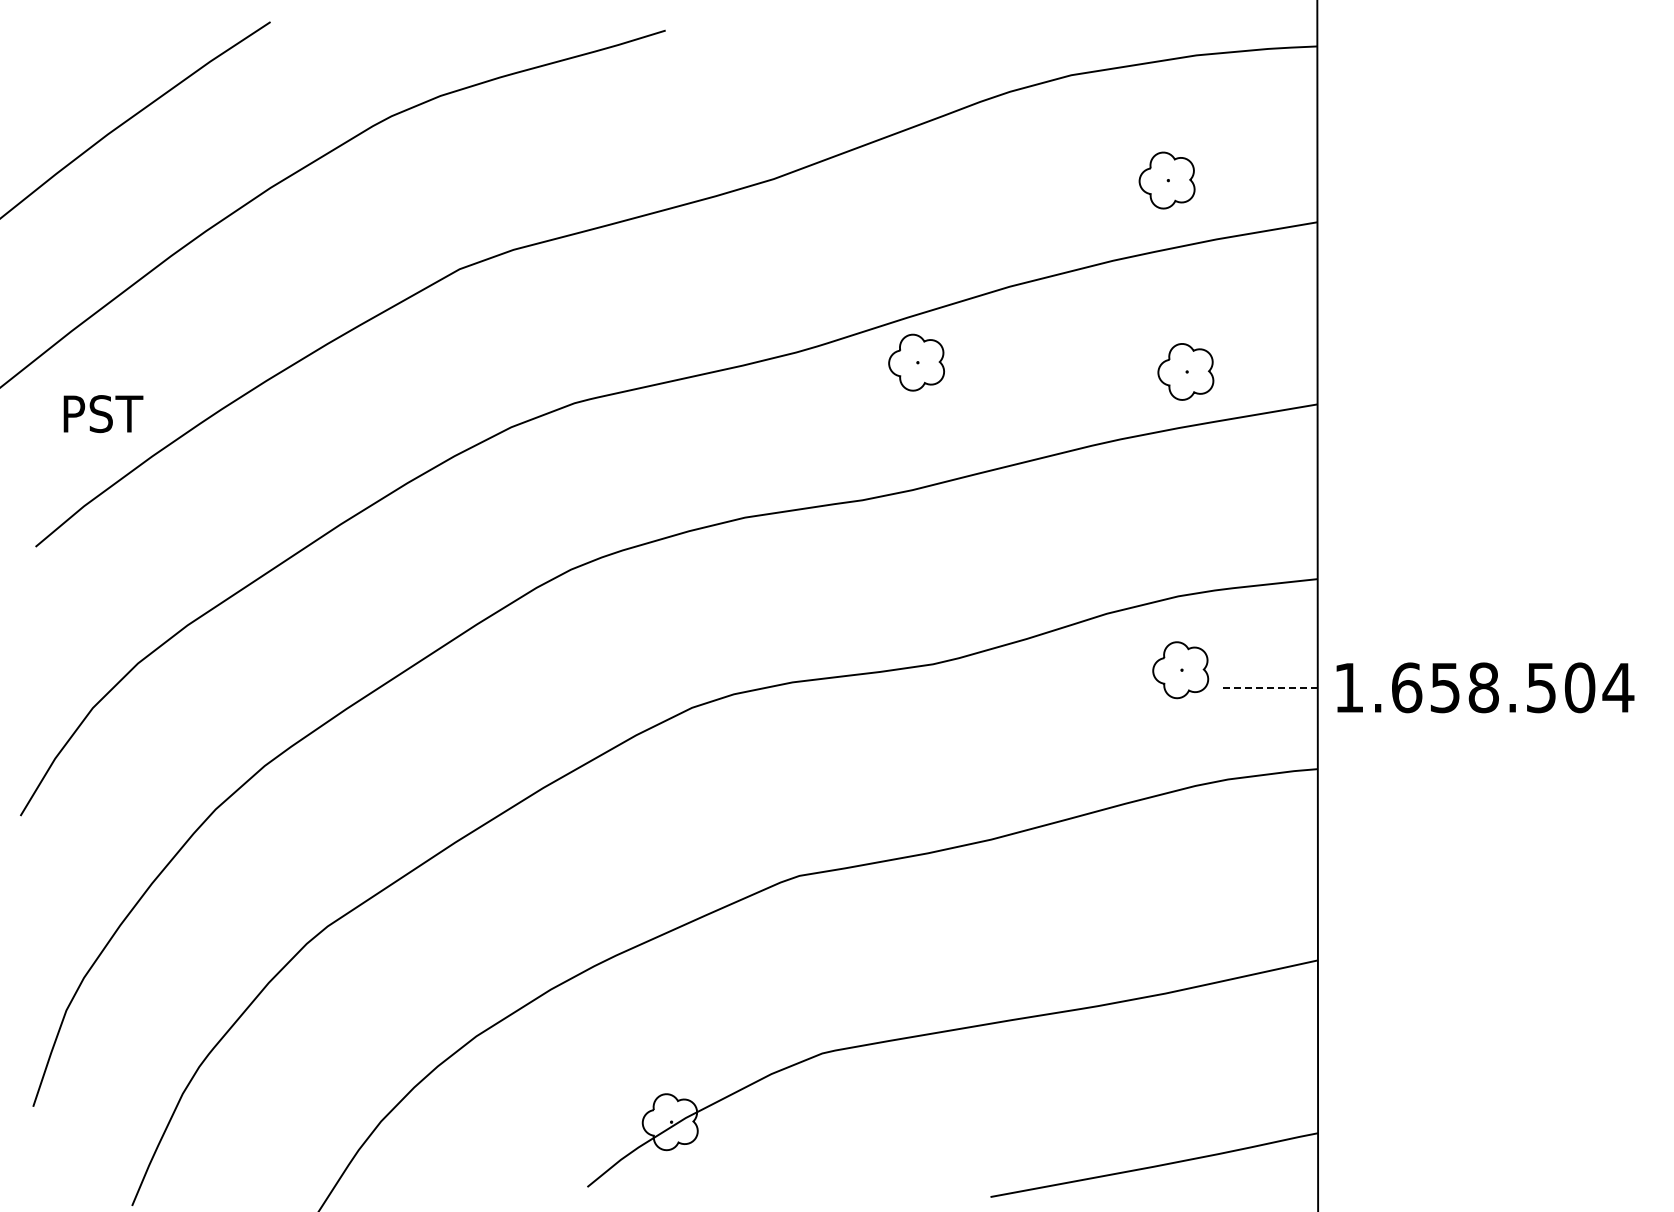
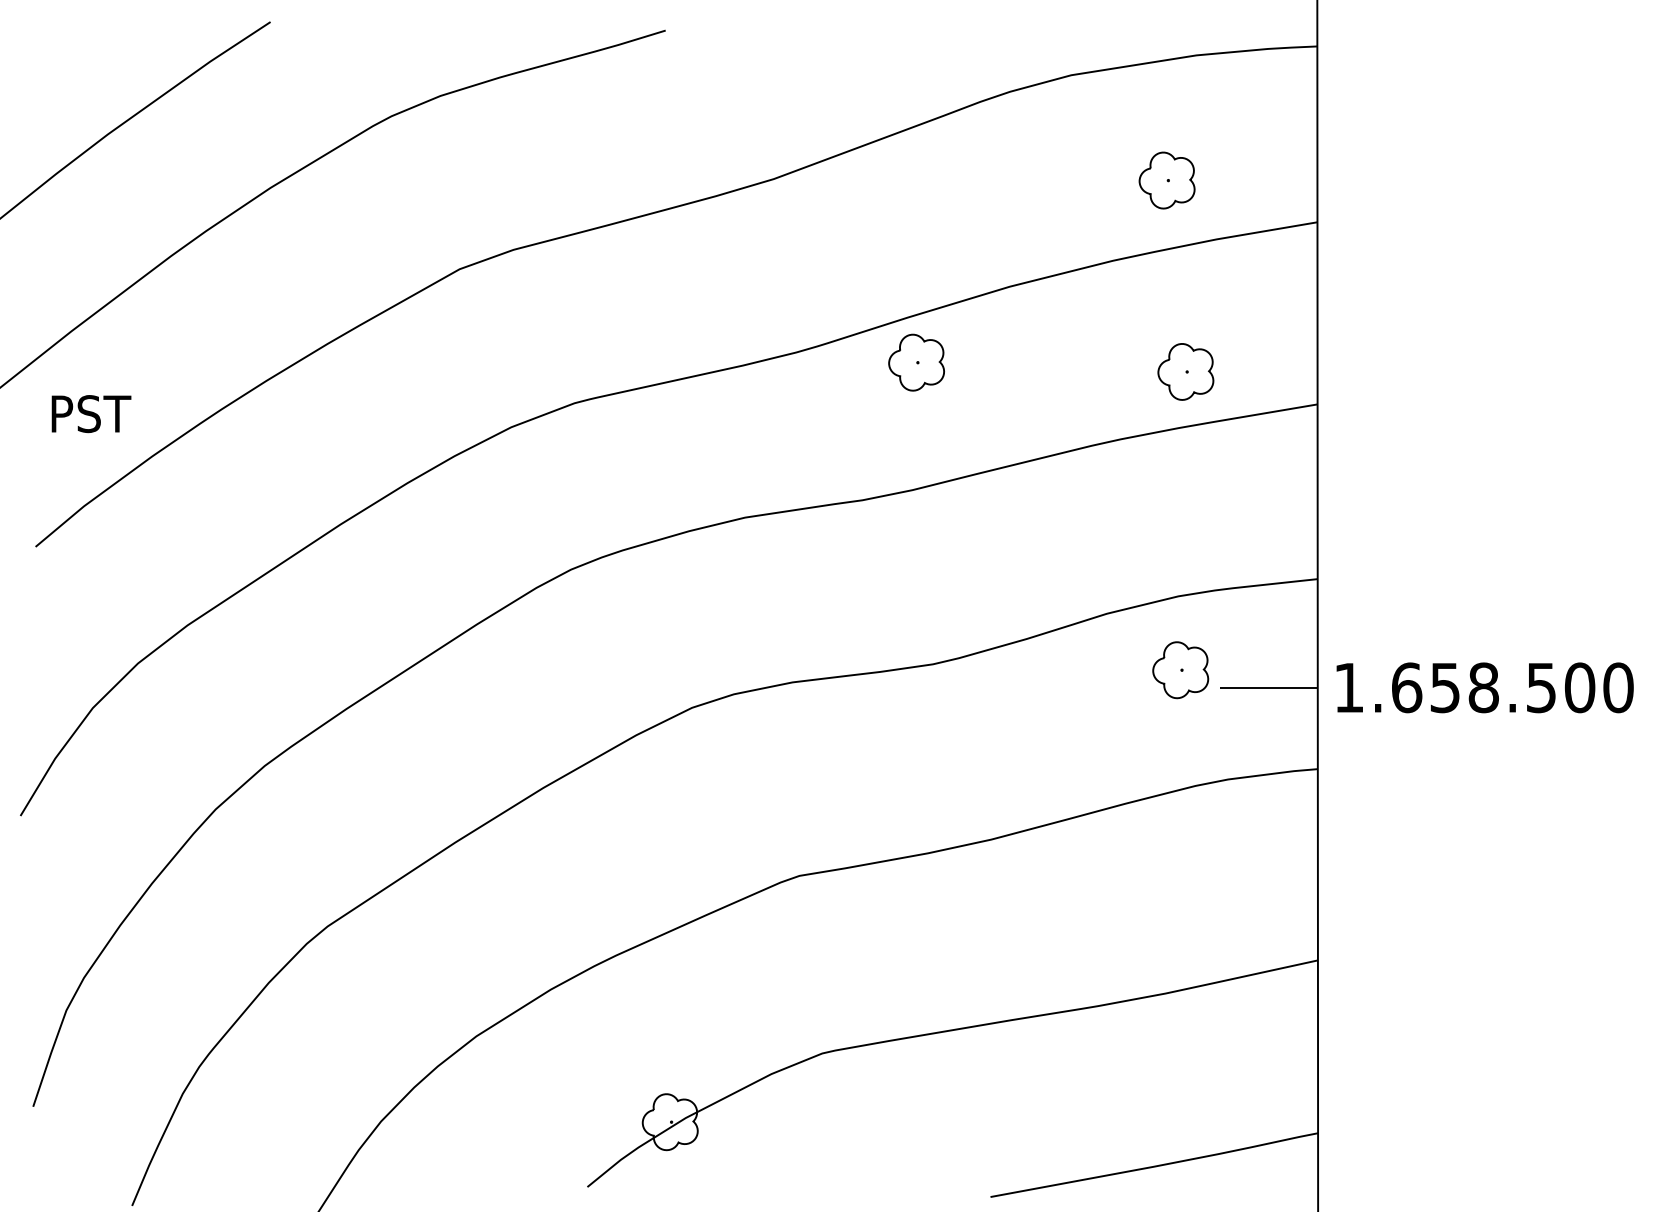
text position: (103, 414) -> (91, 414) (91, 414)
line: dashed -> solid (1268, 687)
text: 1.658.504 -> 1.658.500 (1618, 687)
